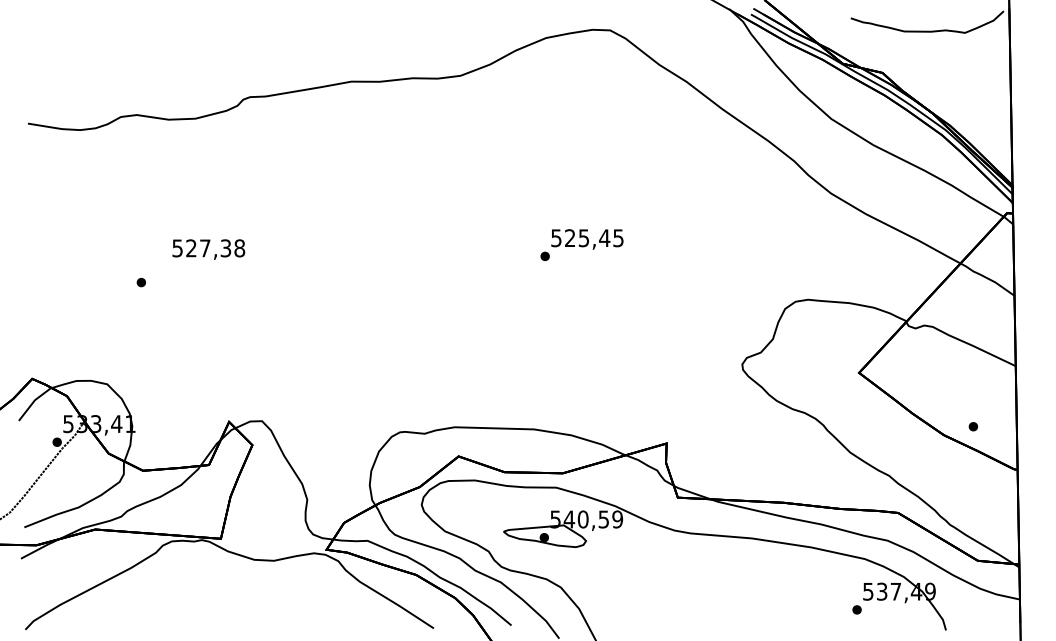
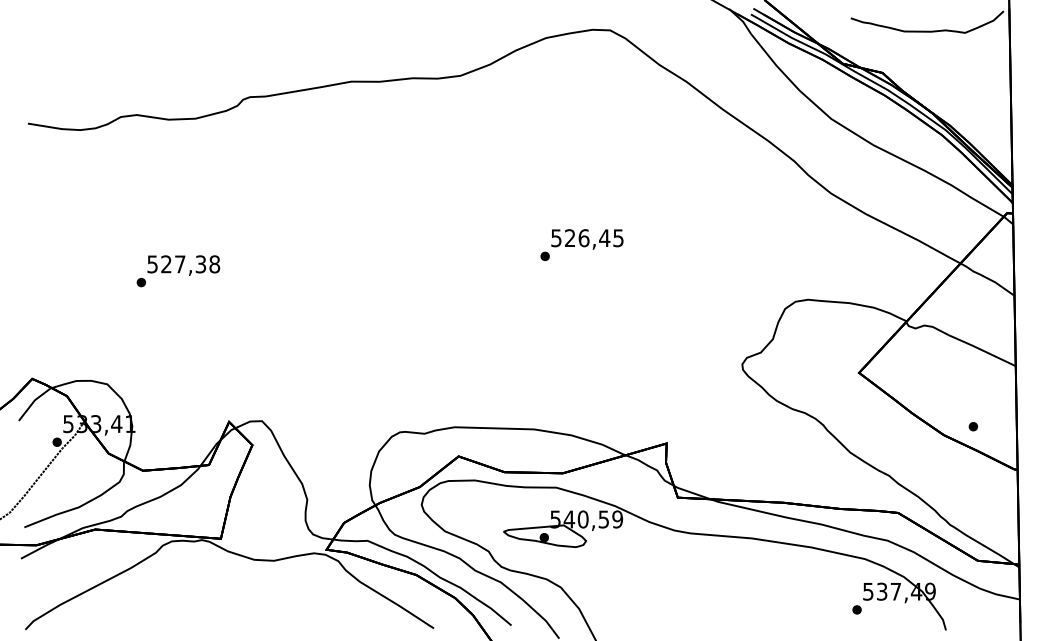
text: 525,45 -> 526,45 (583, 238)
text position: (208, 249) -> (183, 265) (183, 265)
